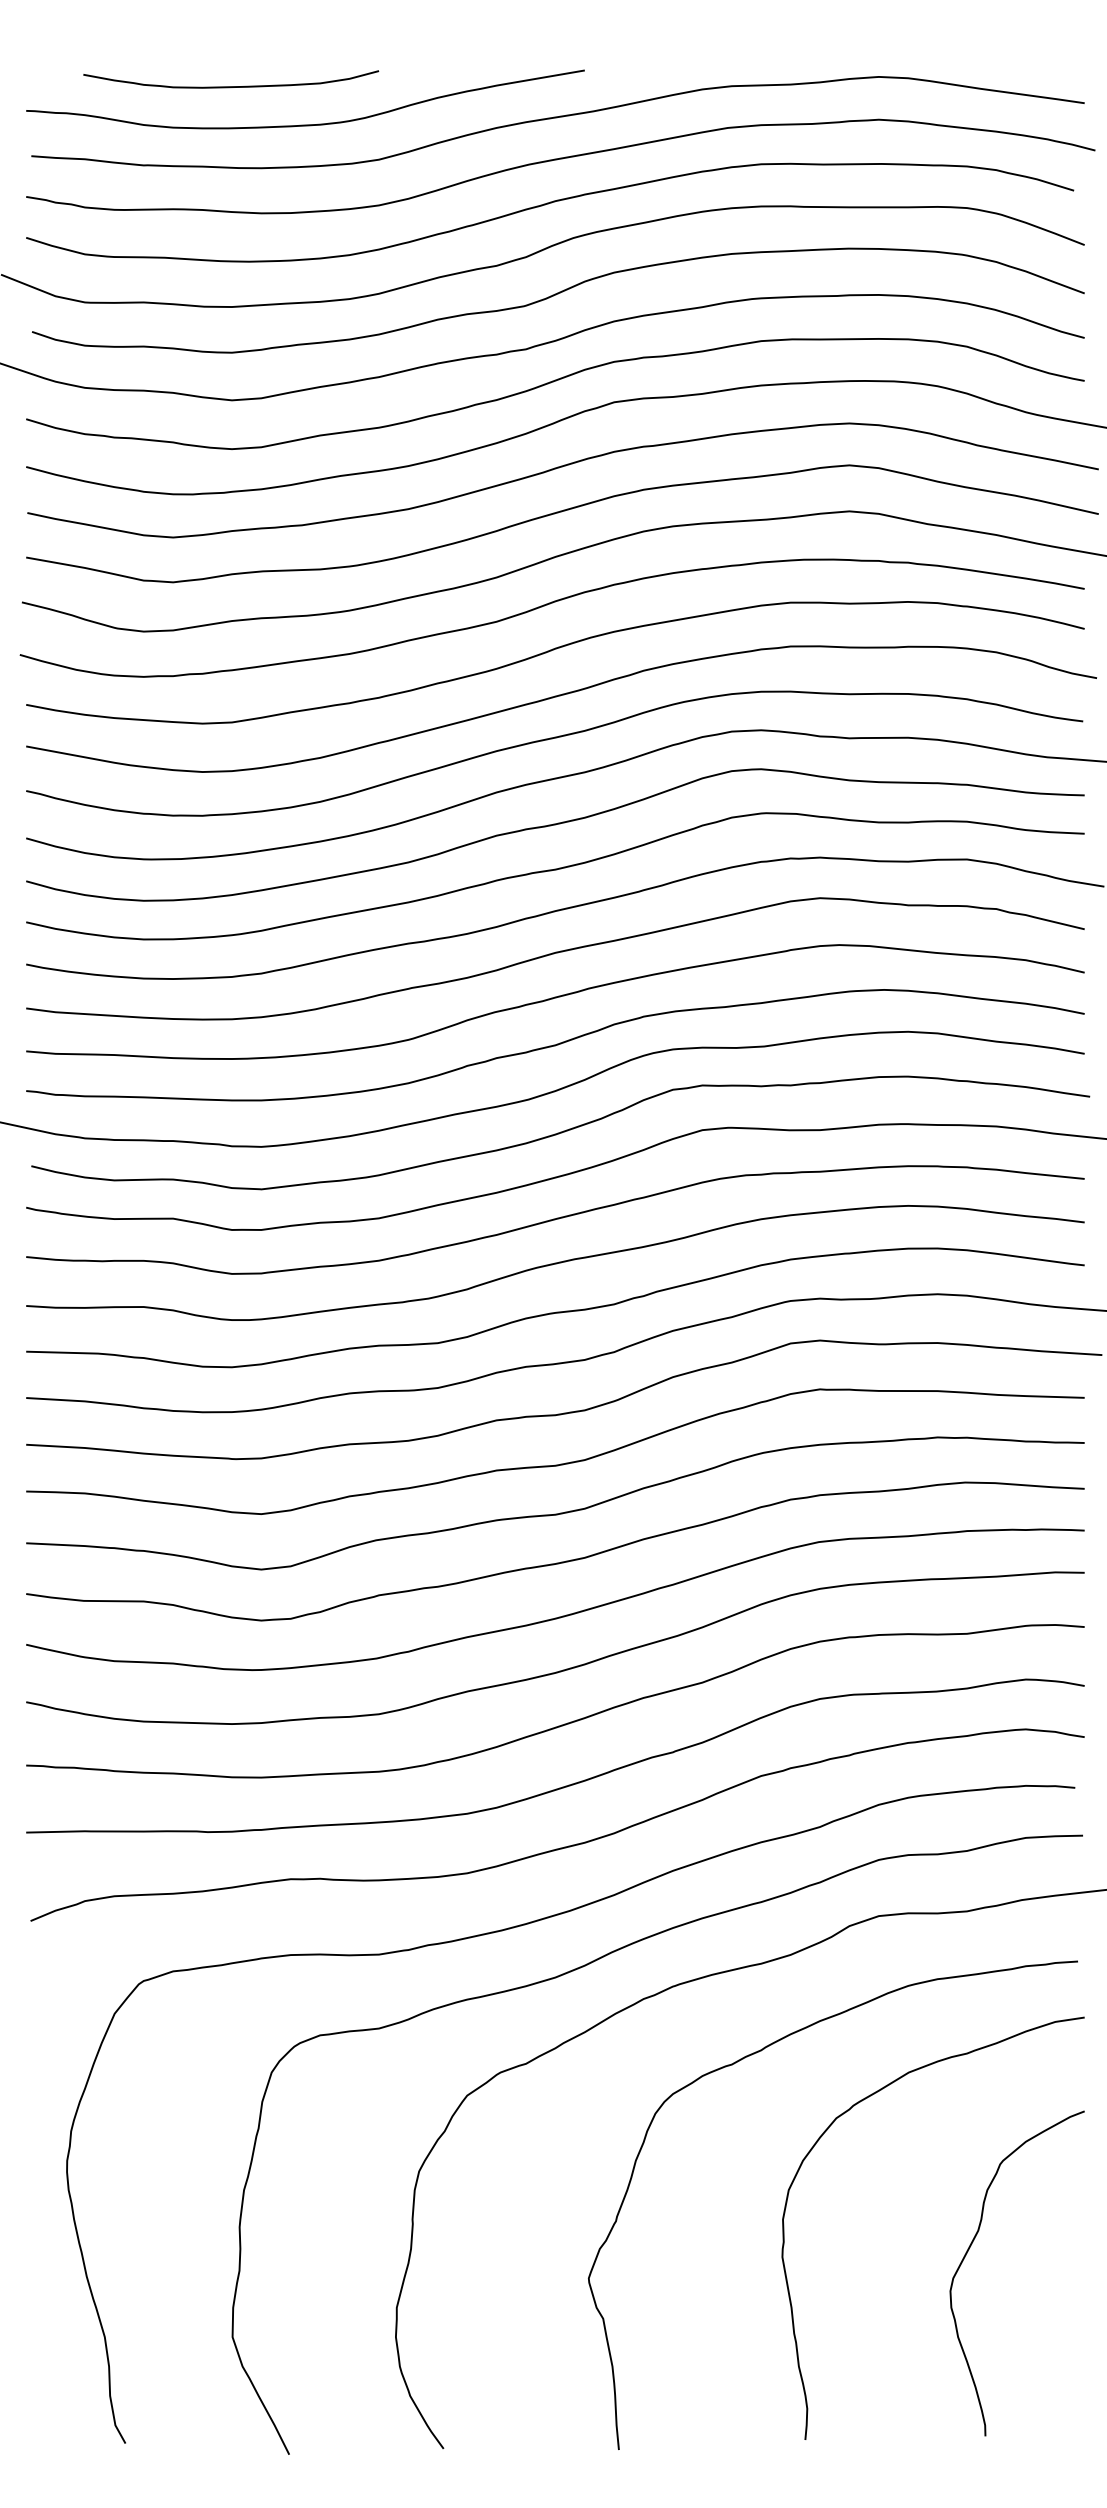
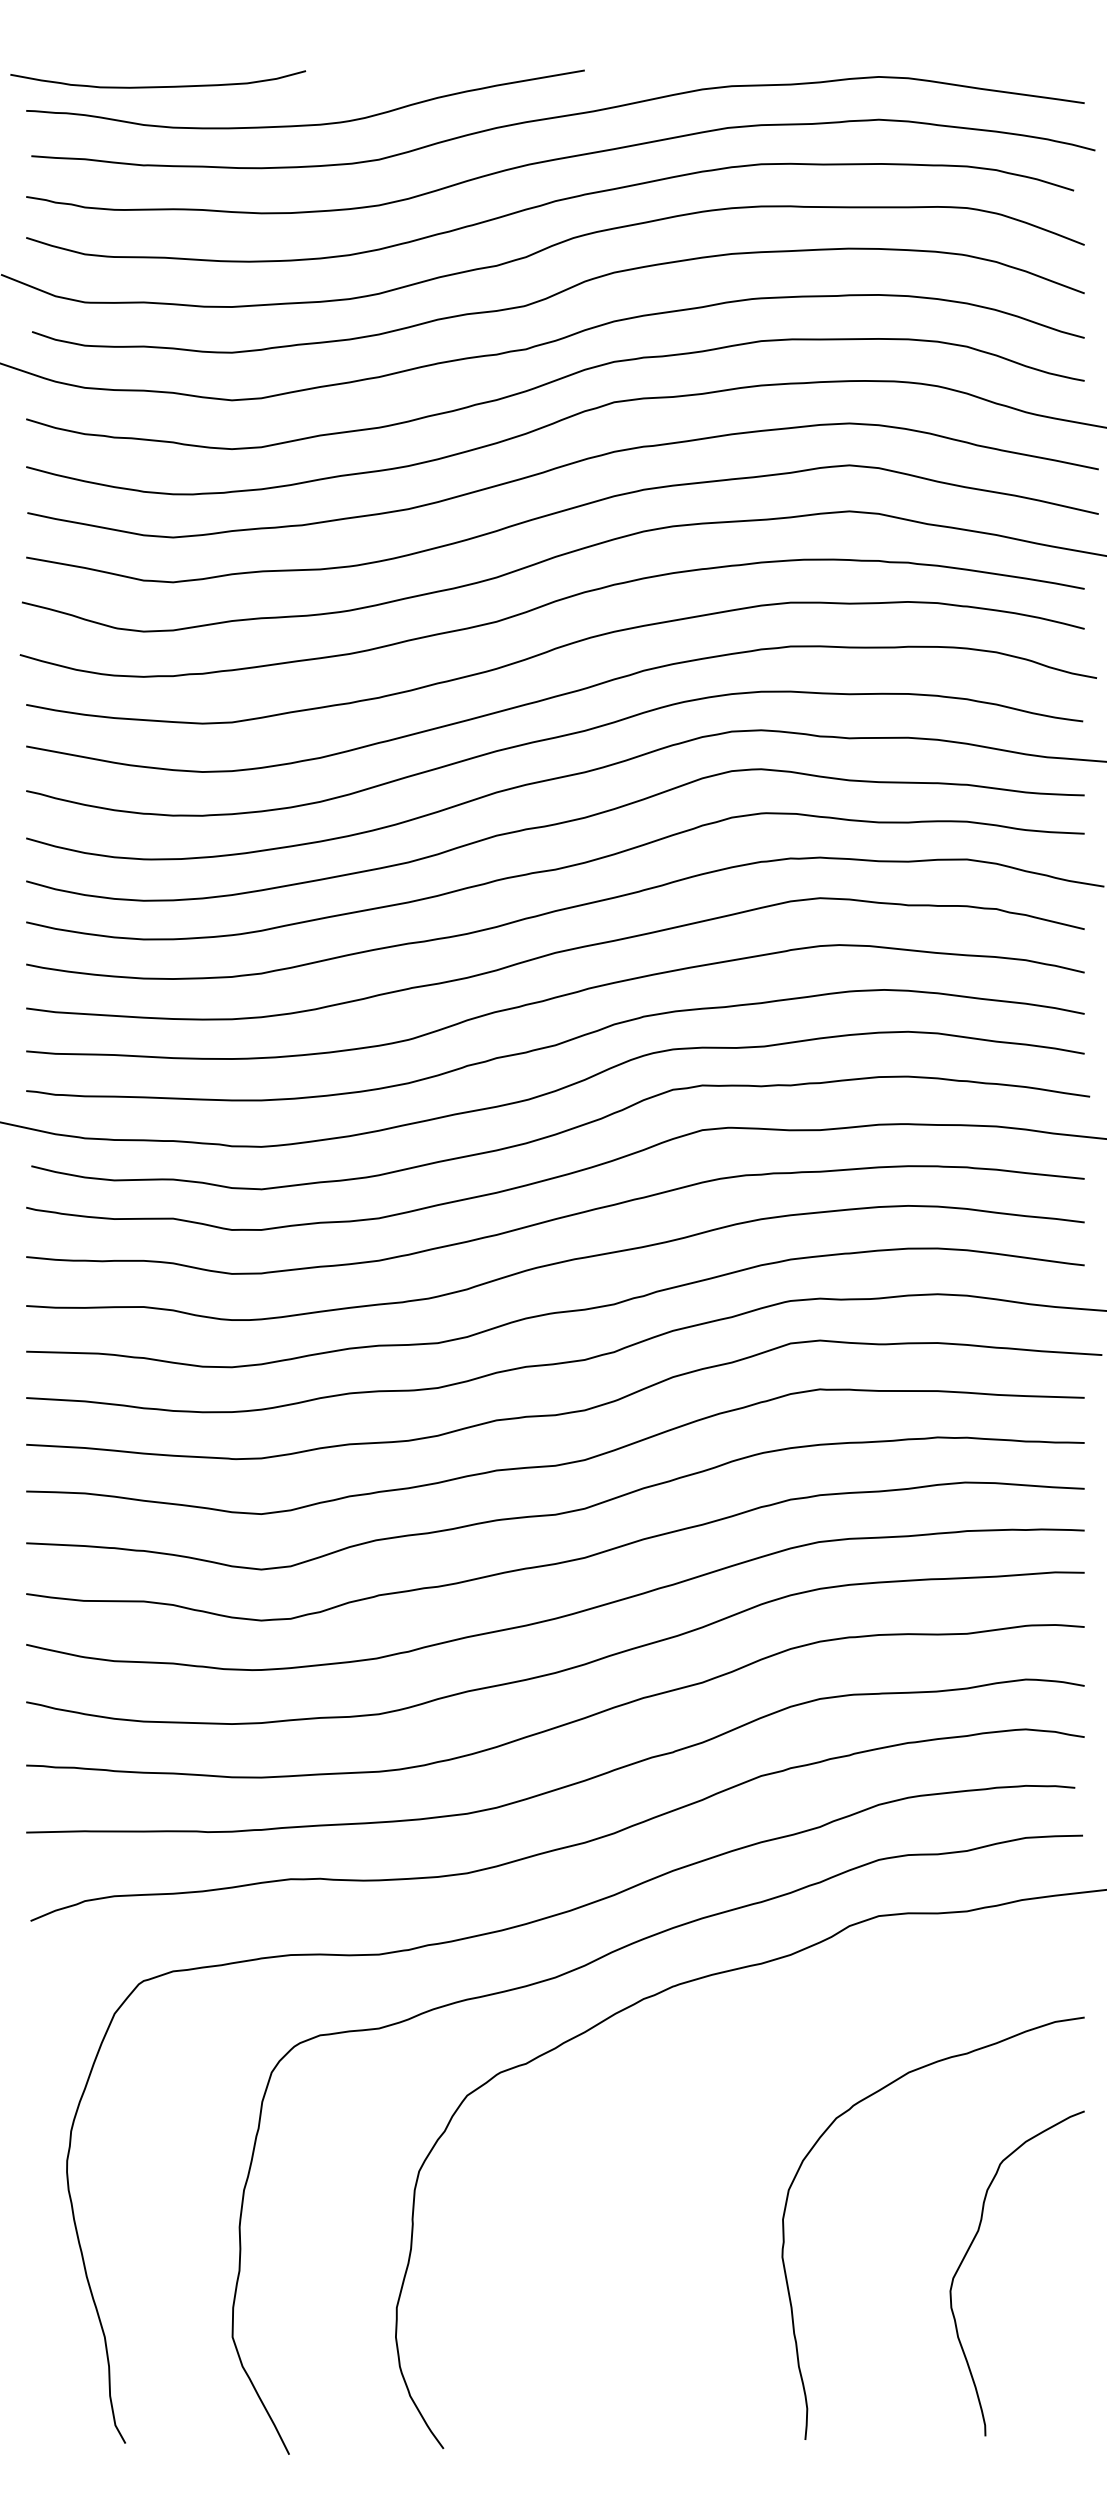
curve position: (231, 86) -> (158, 86) (158, 86)
curve: present -> none (759, 2052)
